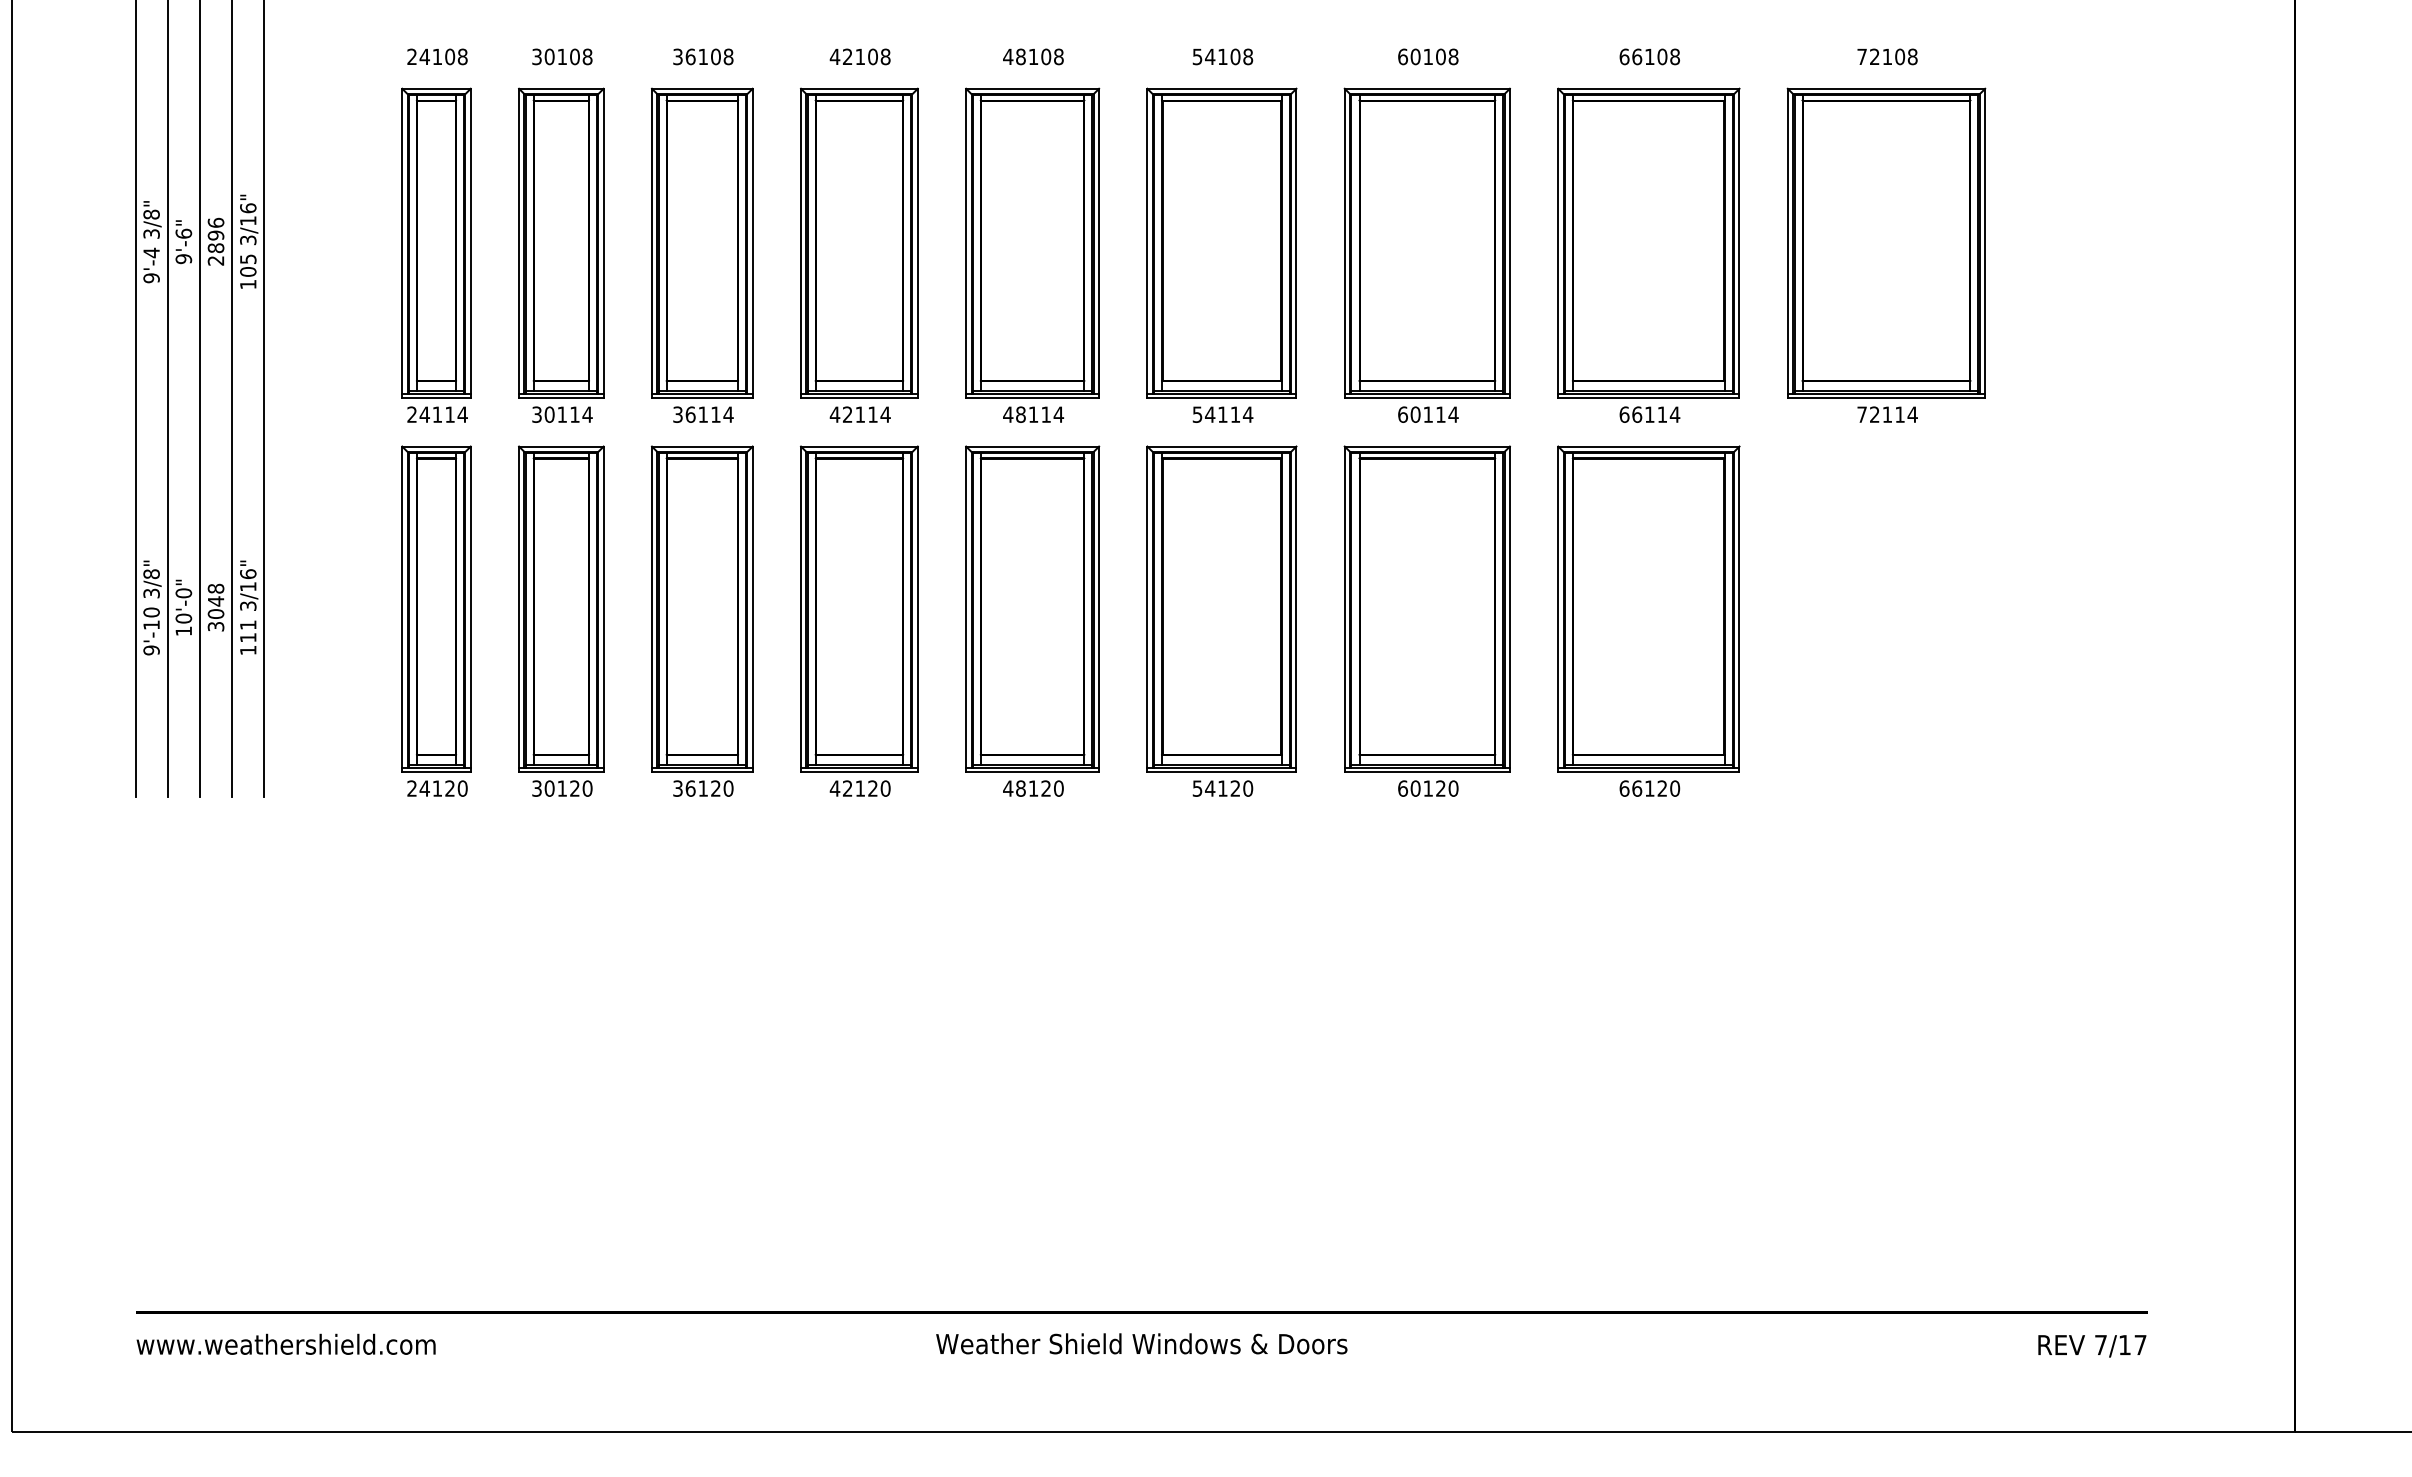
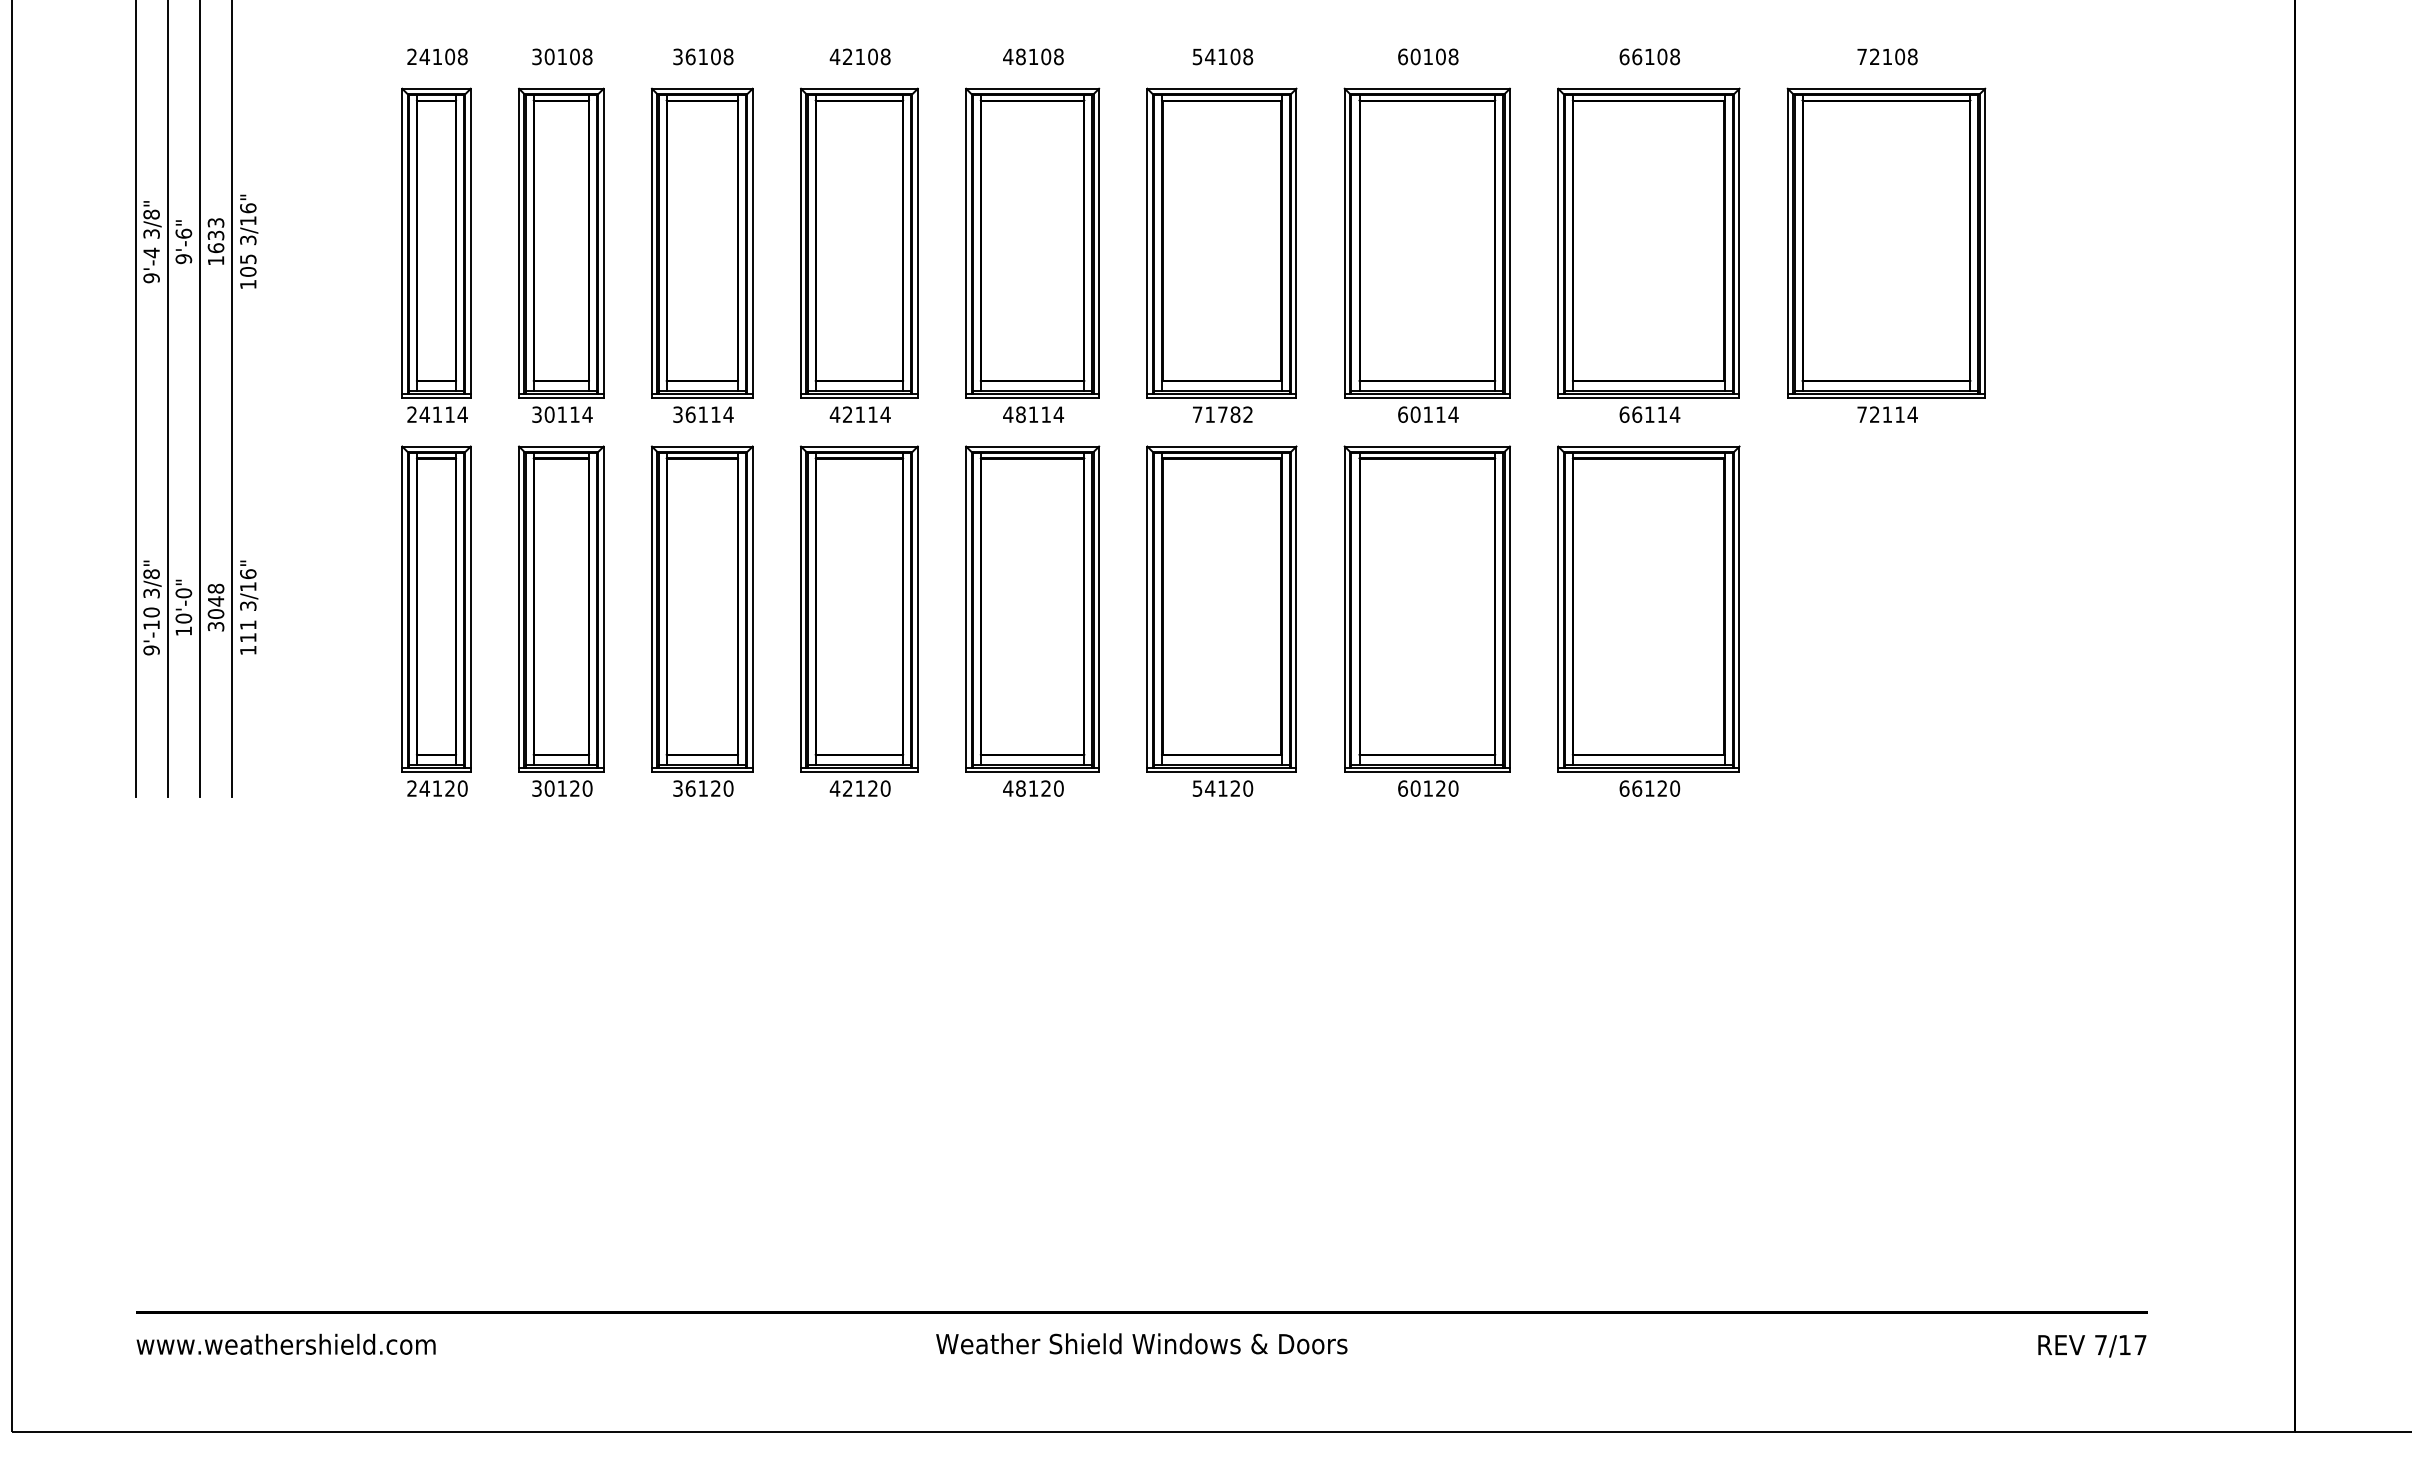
text: 2896 -> 1633 (215, 241)
line: present -> none (264, 399)
text: 54114 -> 71782 (1222, 414)
